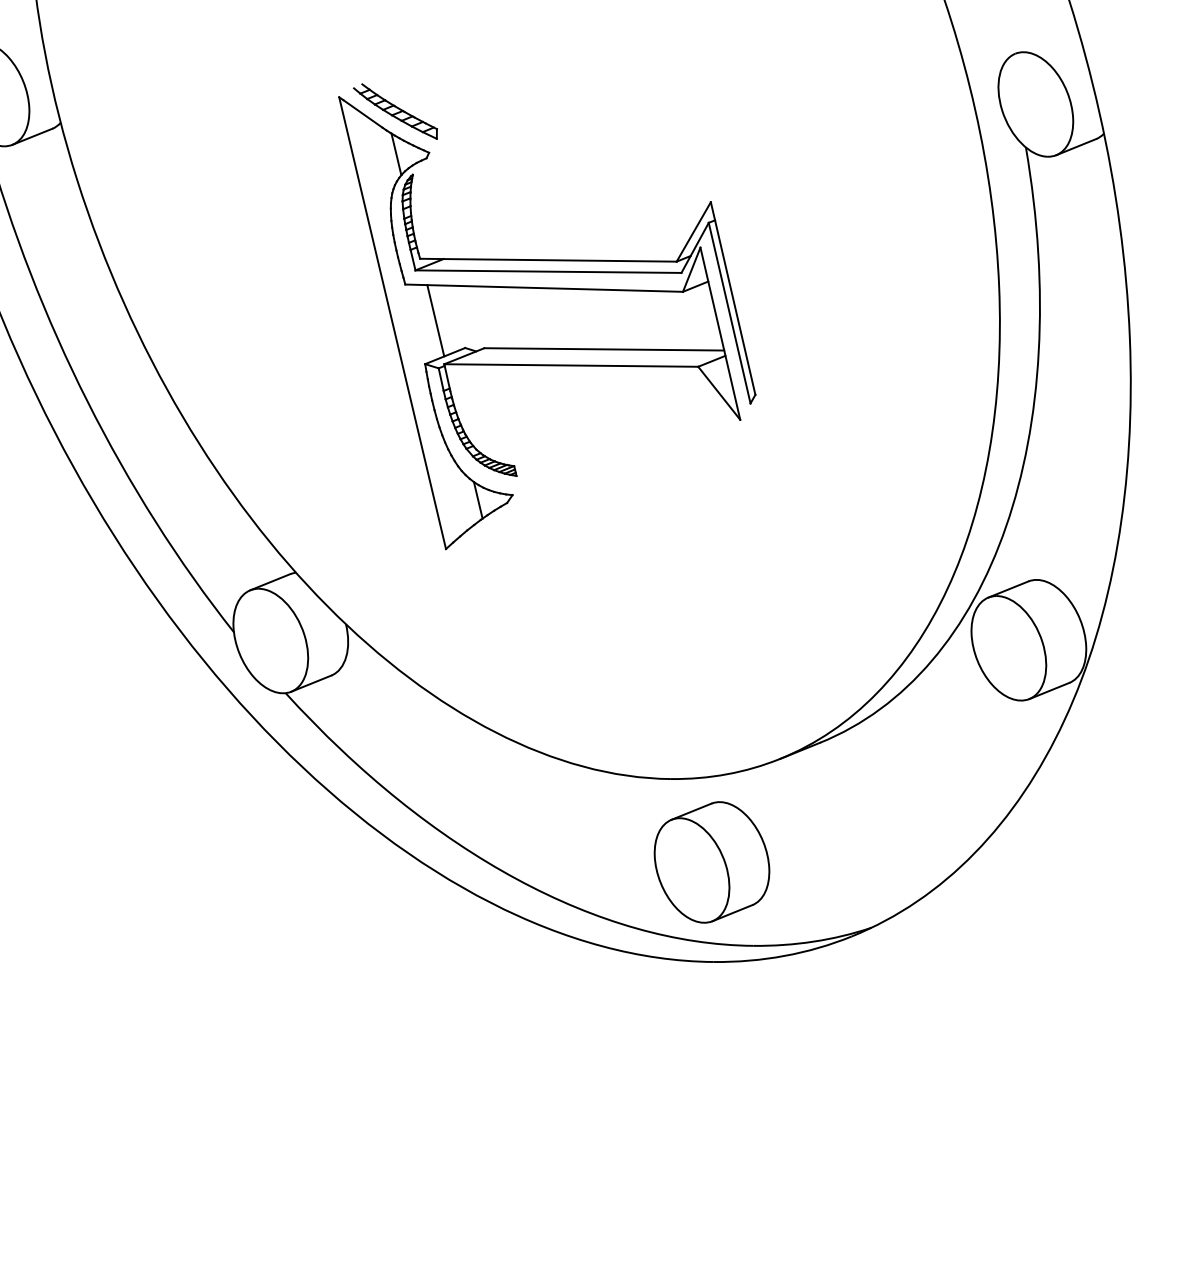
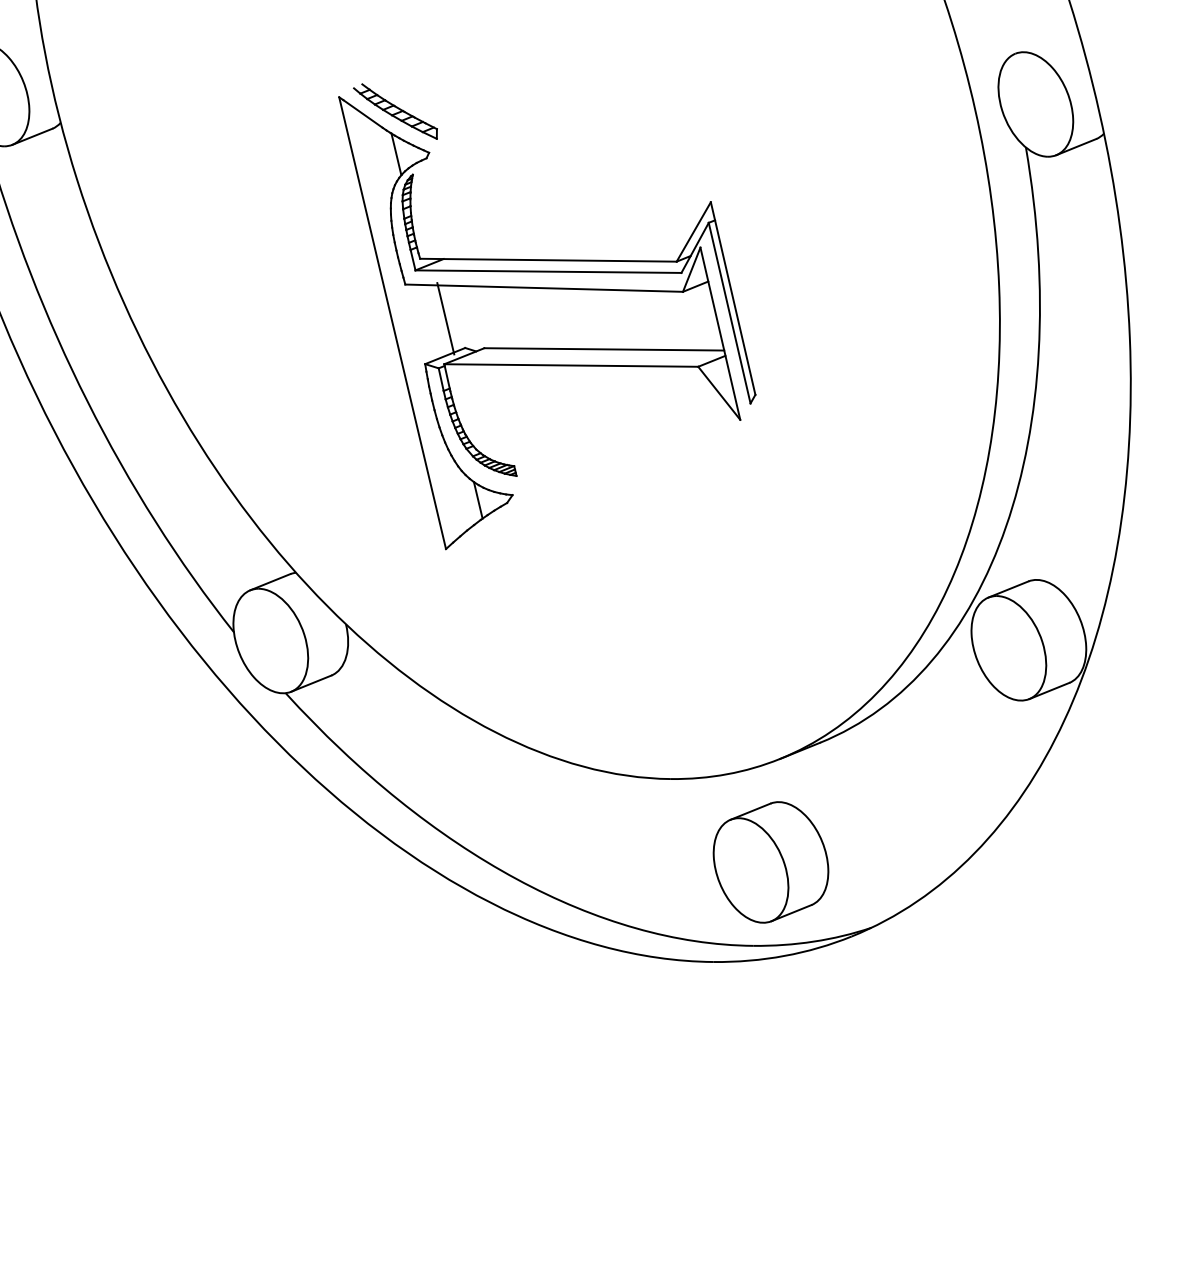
line position: (435, 320) -> (445, 318) (445, 318)
part position: (711, 862) -> (770, 862) (770, 862)
